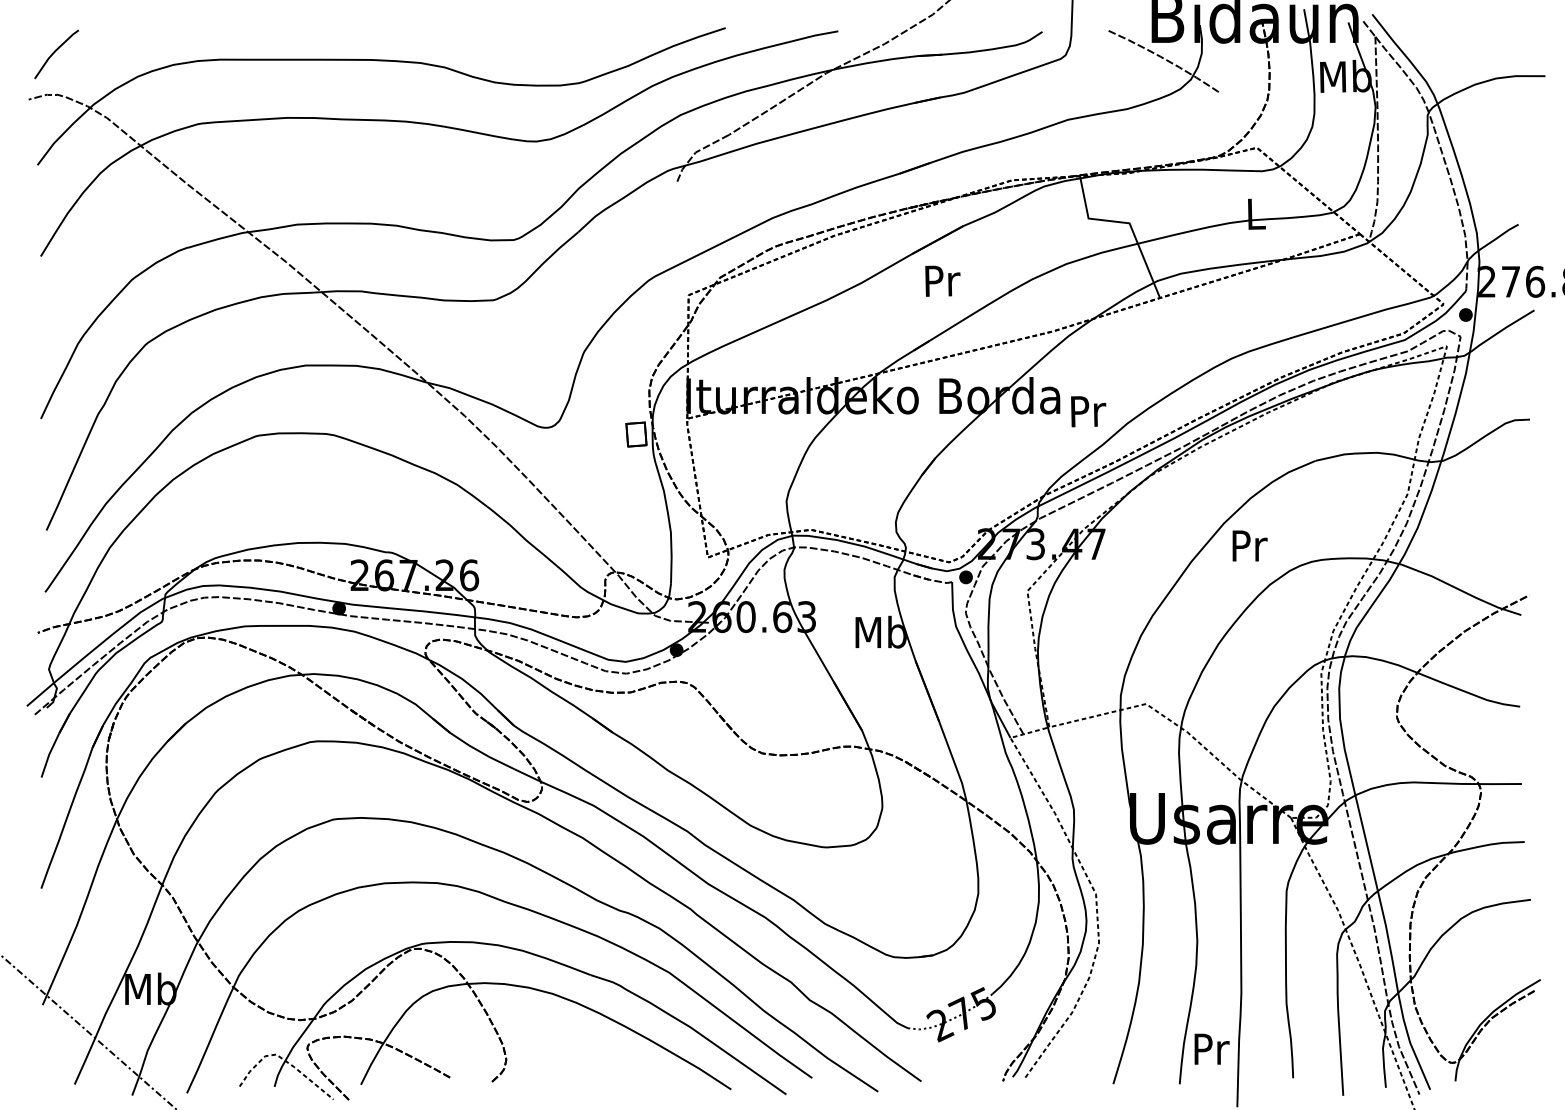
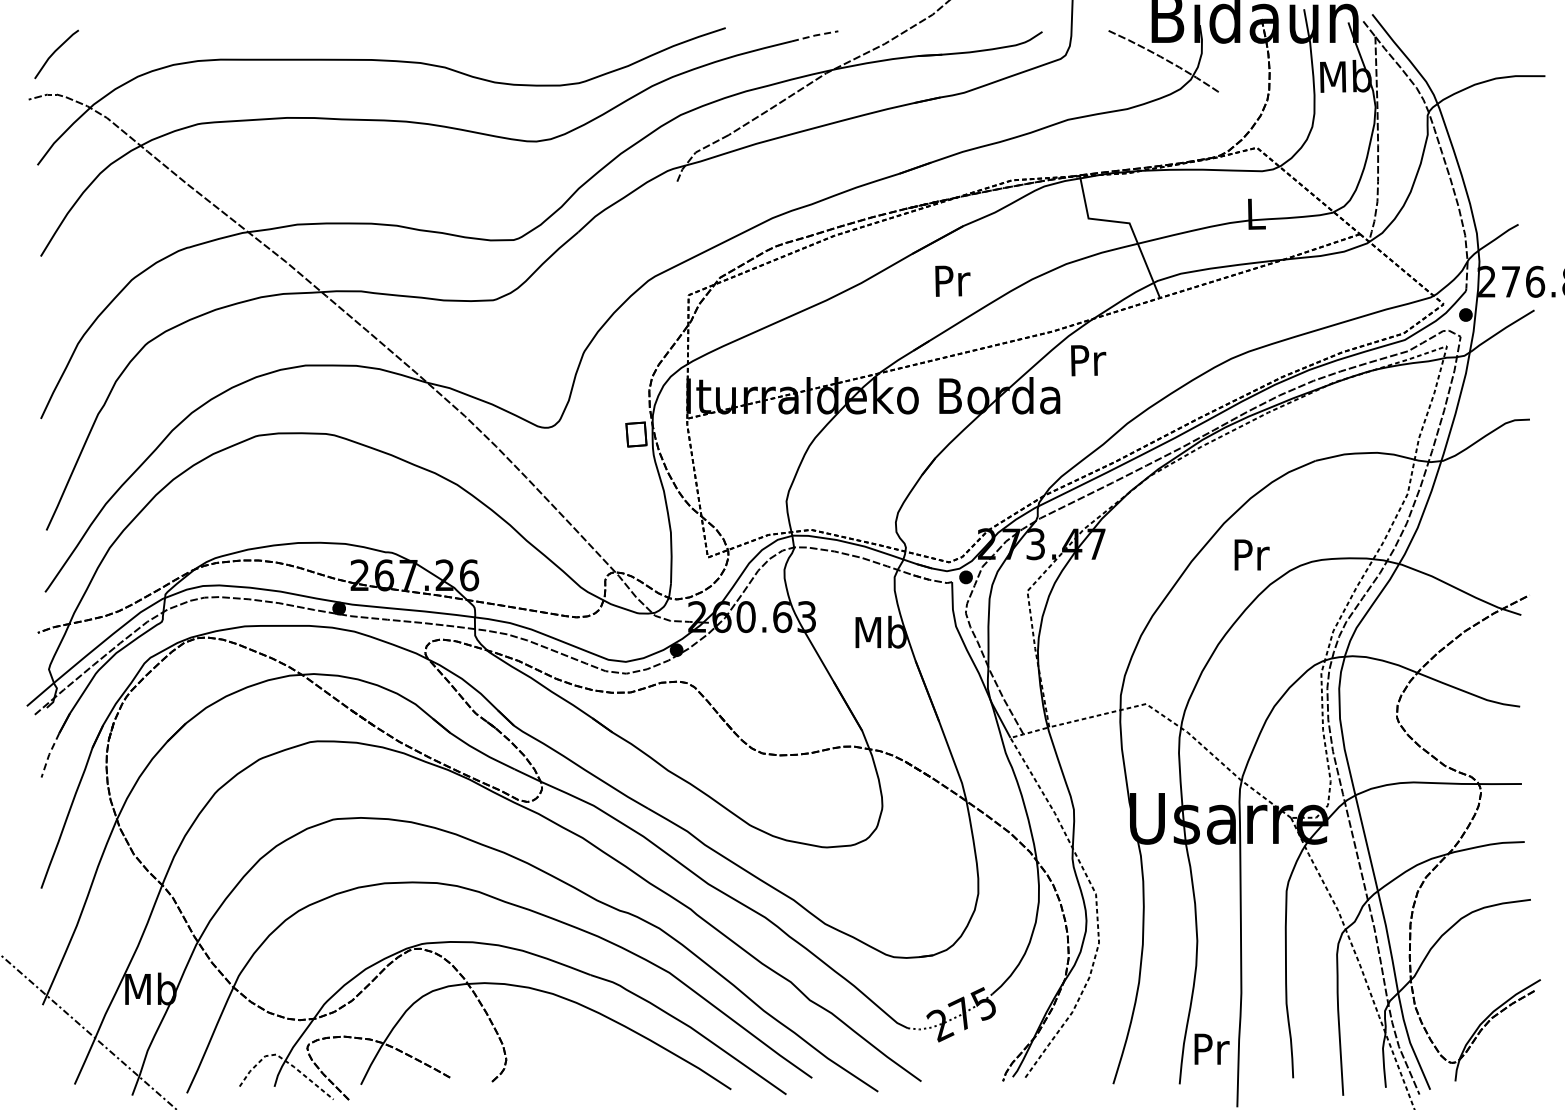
line: solid -> dashed (815, 35)
text position: (942, 280) -> (952, 280) (952, 280)
text position: (1088, 411) -> (1088, 360) (1088, 360)
text position: (1249, 545) -> (1251, 554) (1251, 554)
line: solid -> dashed (49, 754)
